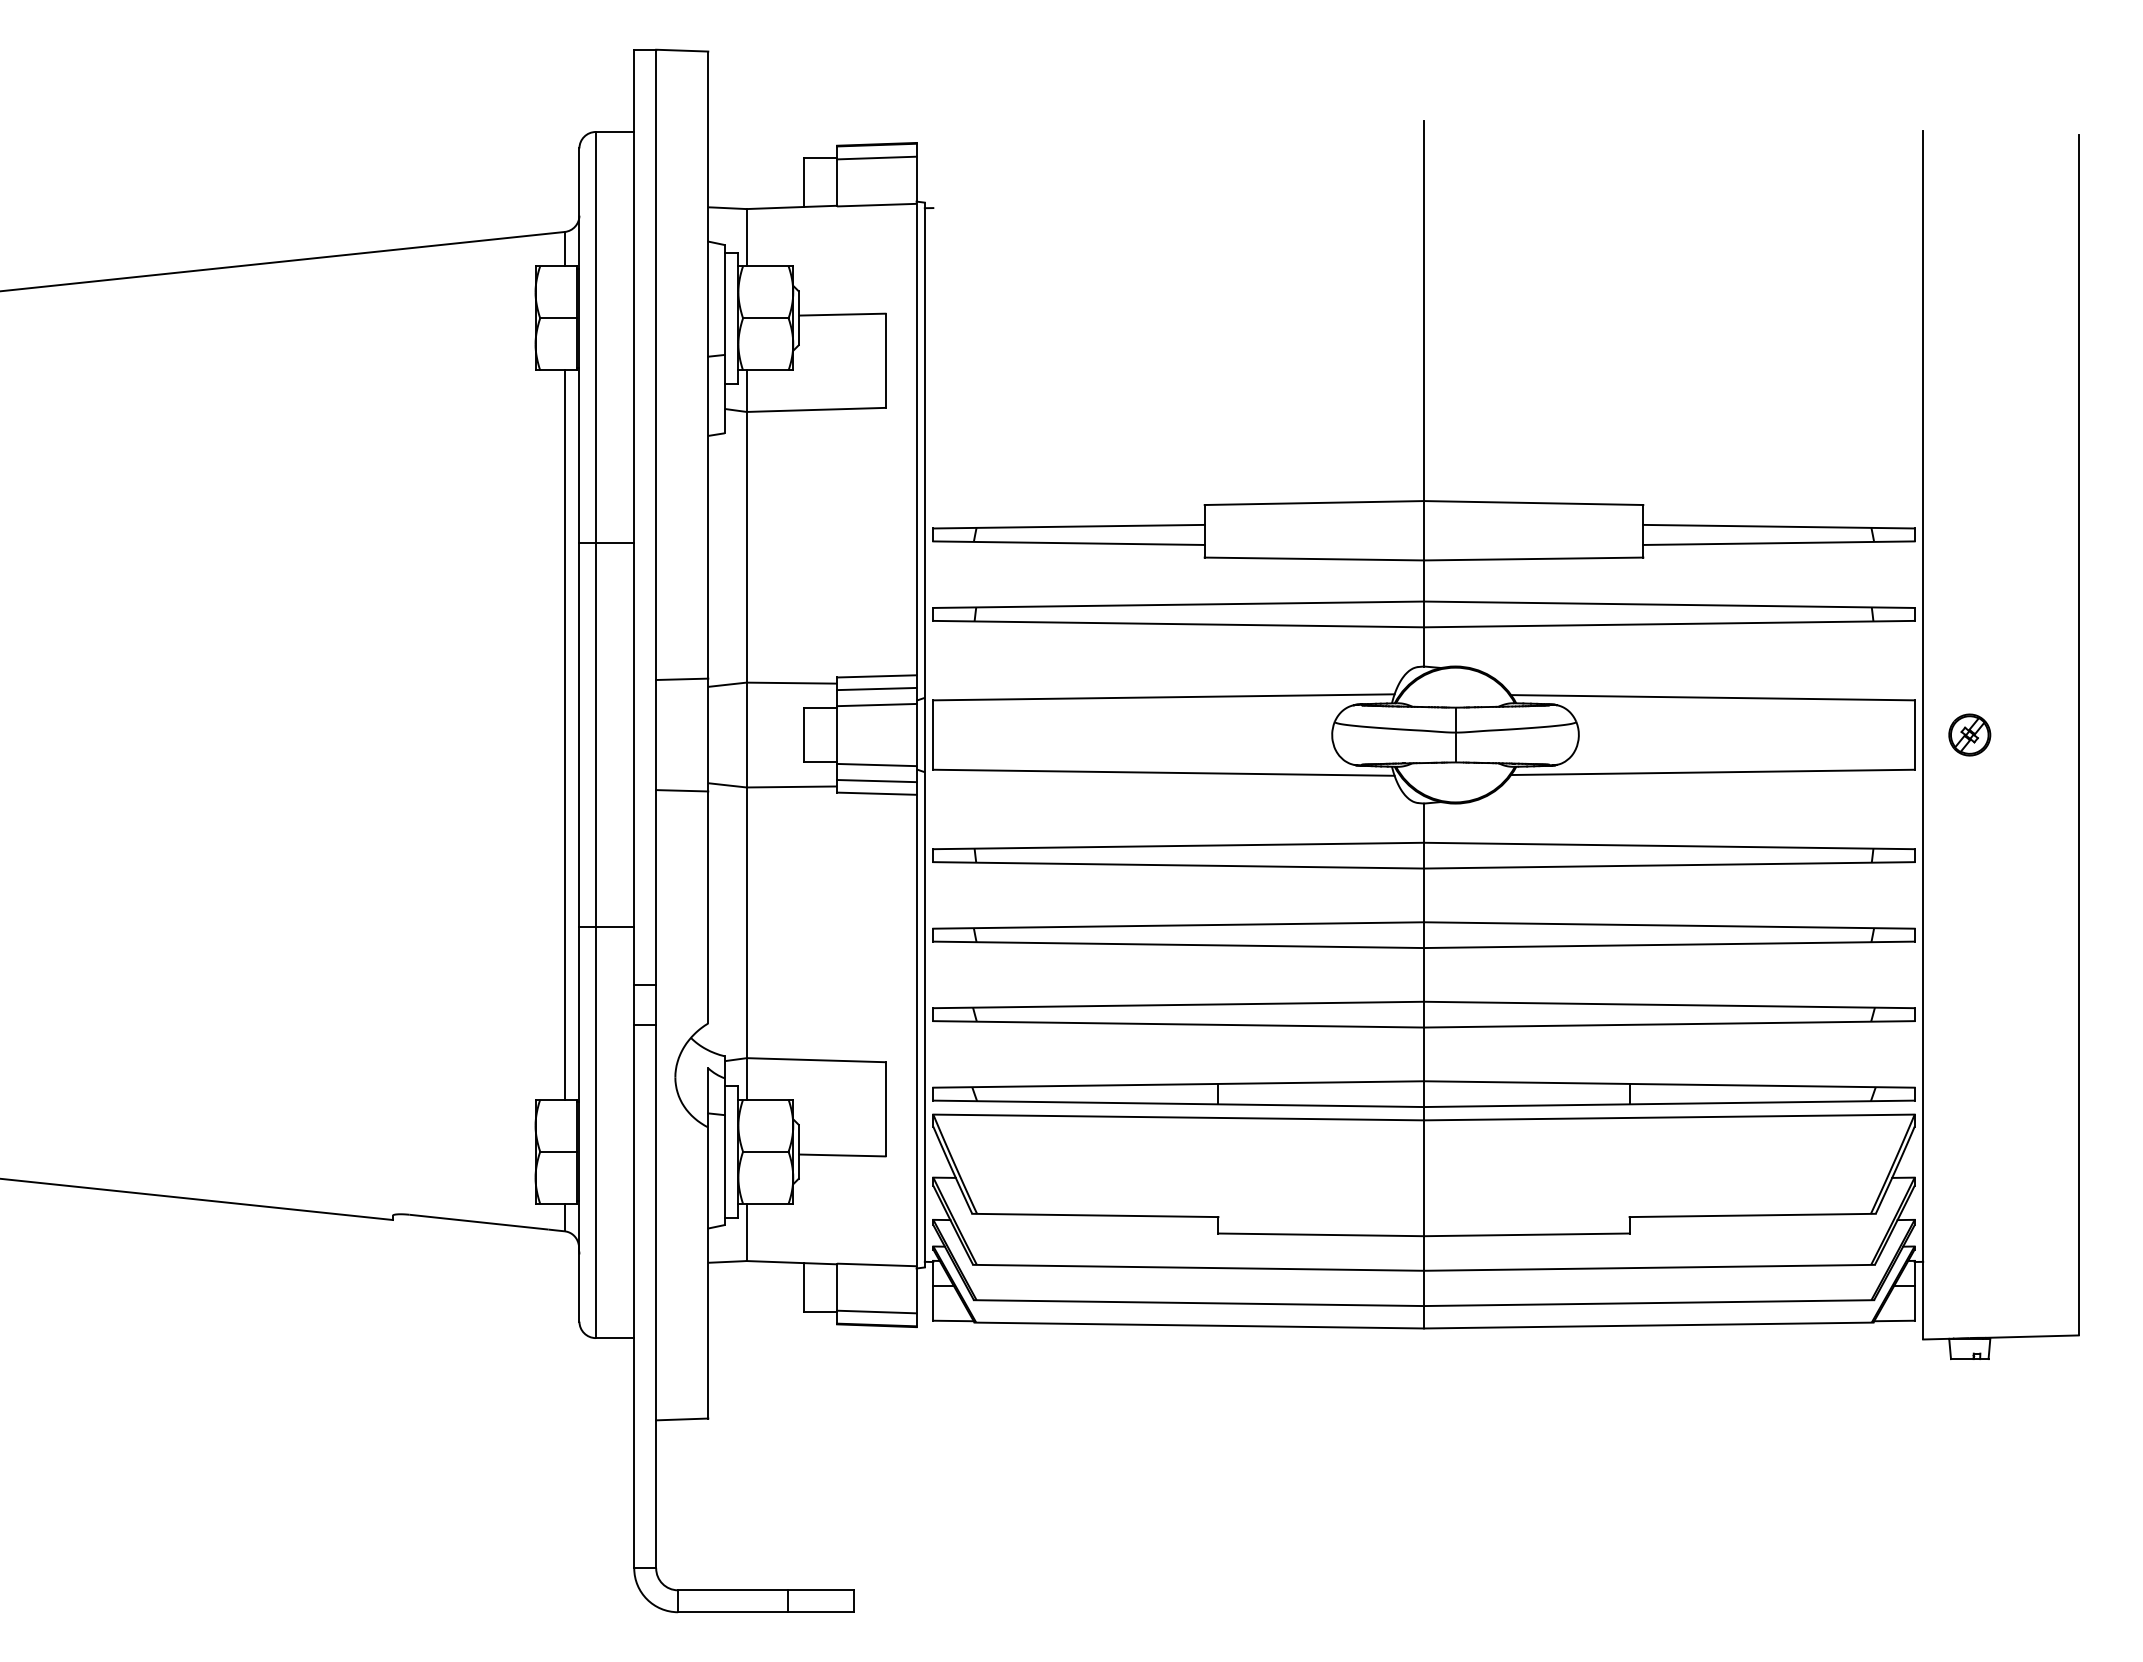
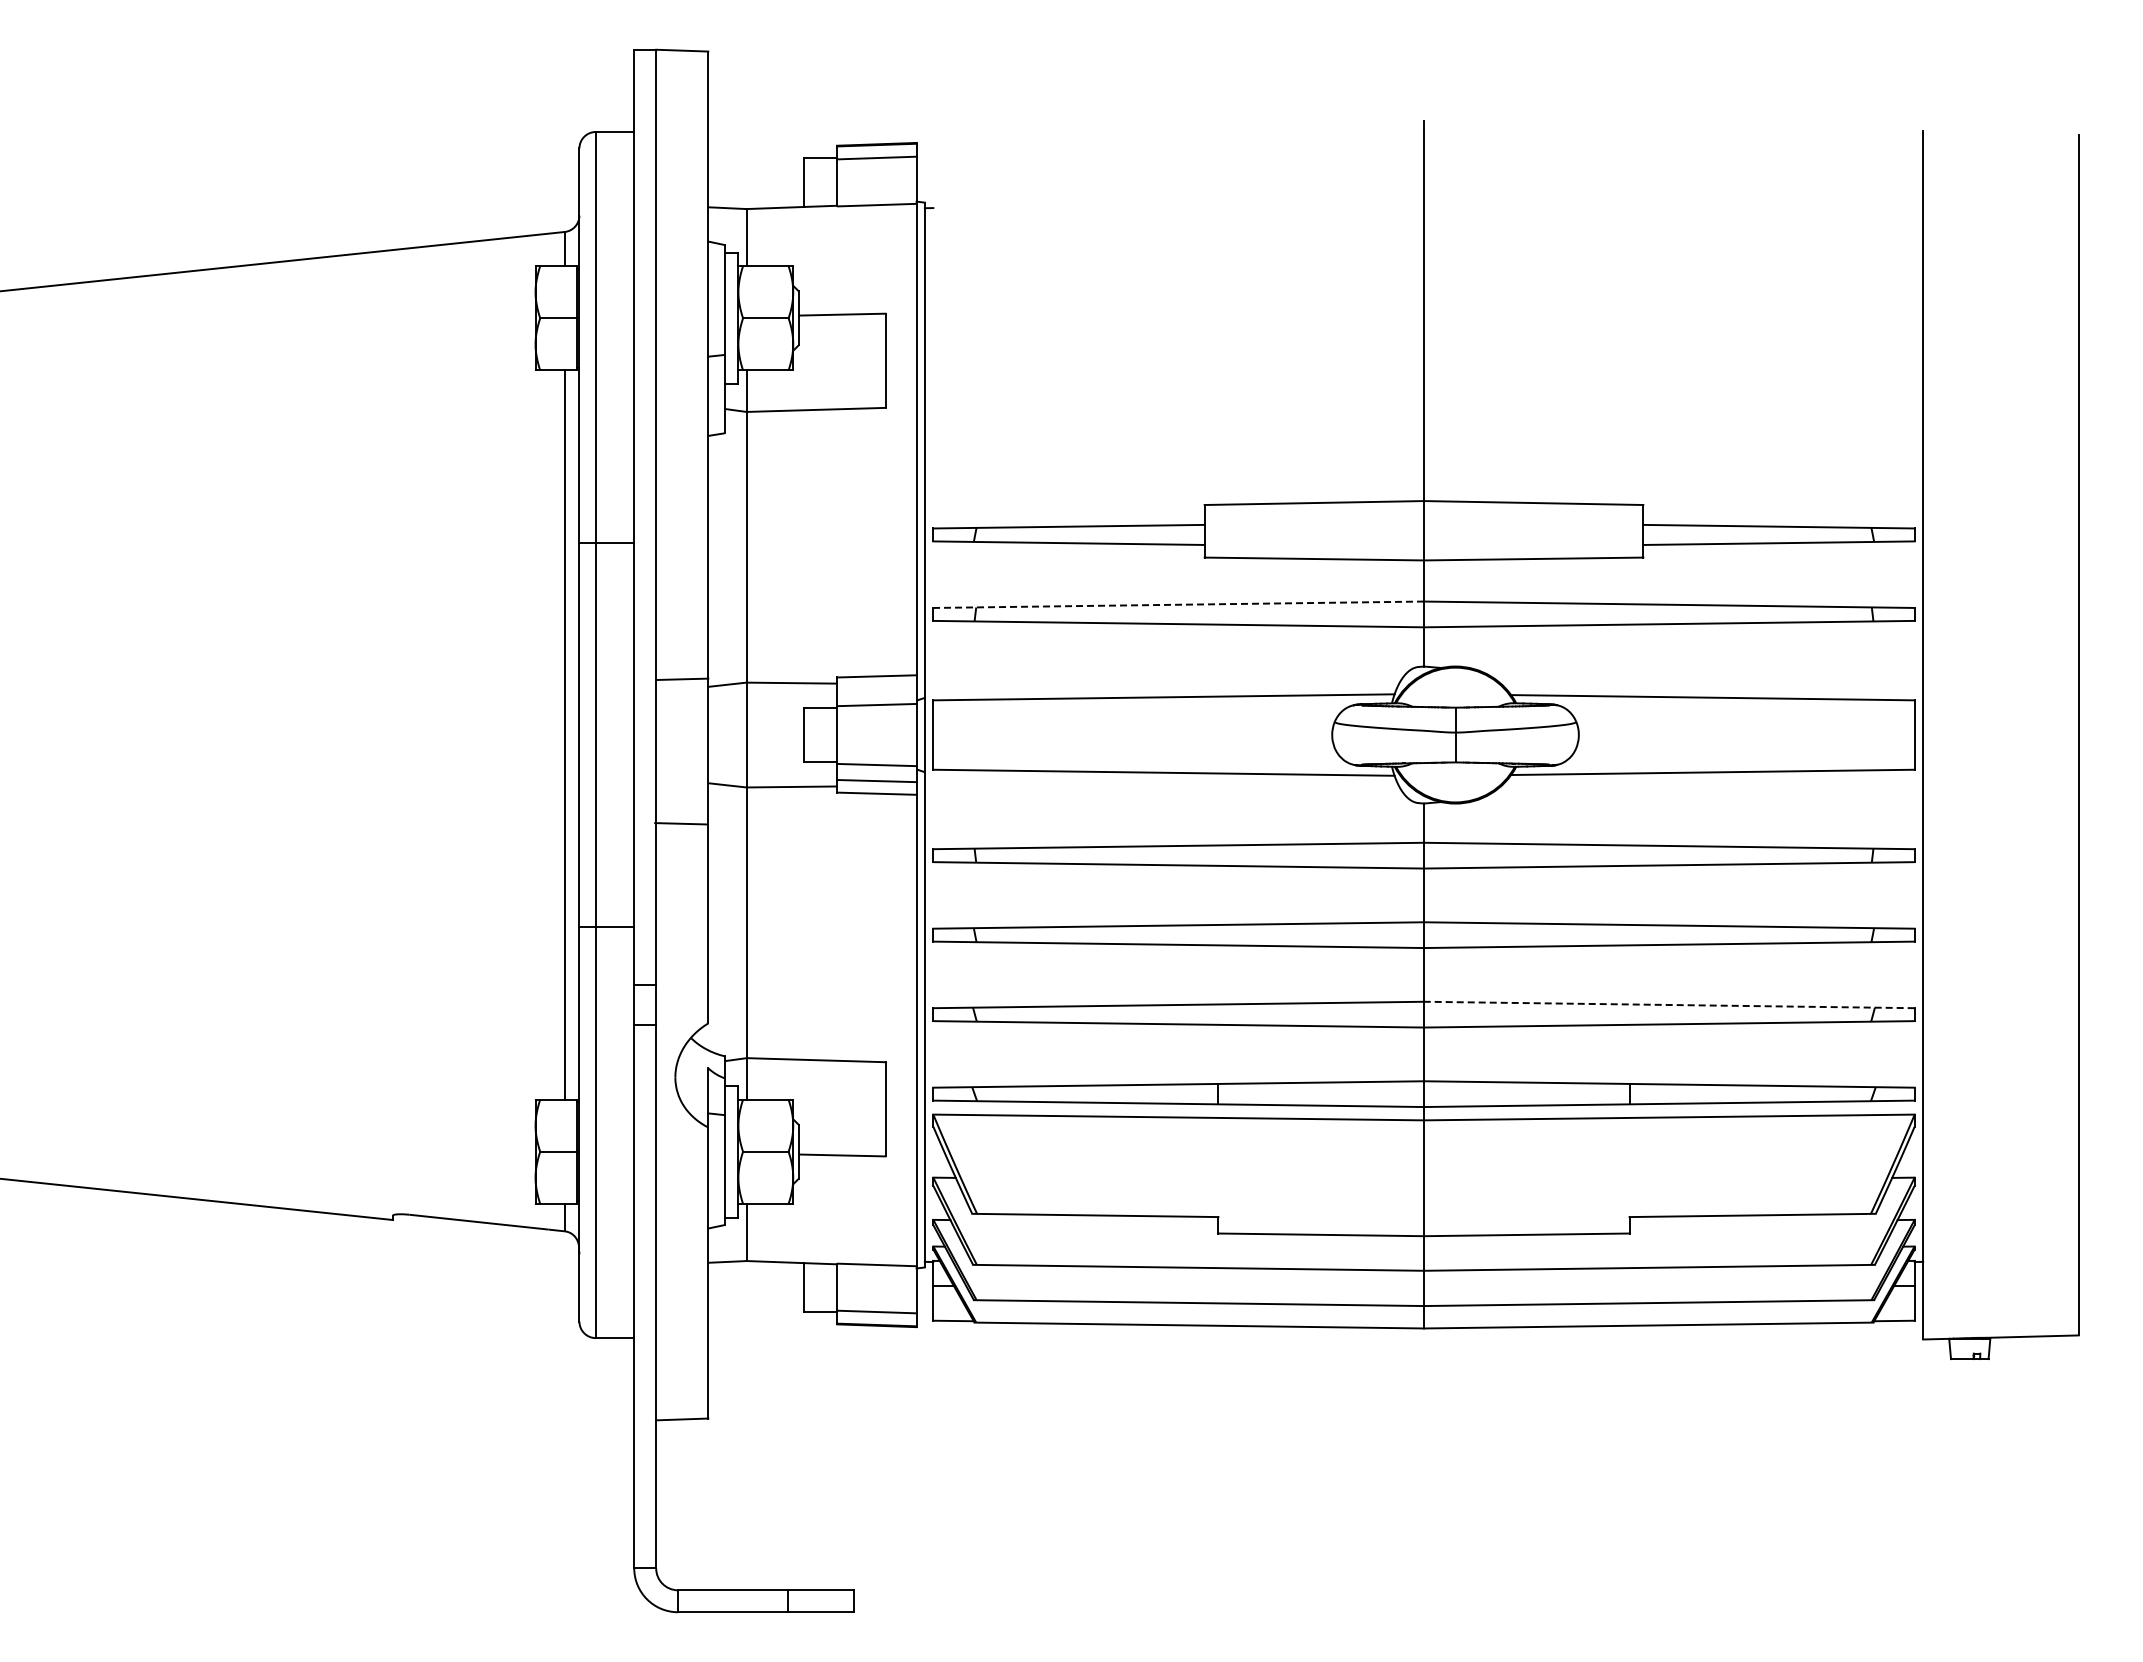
line: solid -> dashed (1178, 604)
line: present -> none (876, 688)
part: present -> none (1969, 734)
line position: (682, 790) -> (681, 823) (681, 823)
line: solid -> dashed (1668, 1004)
